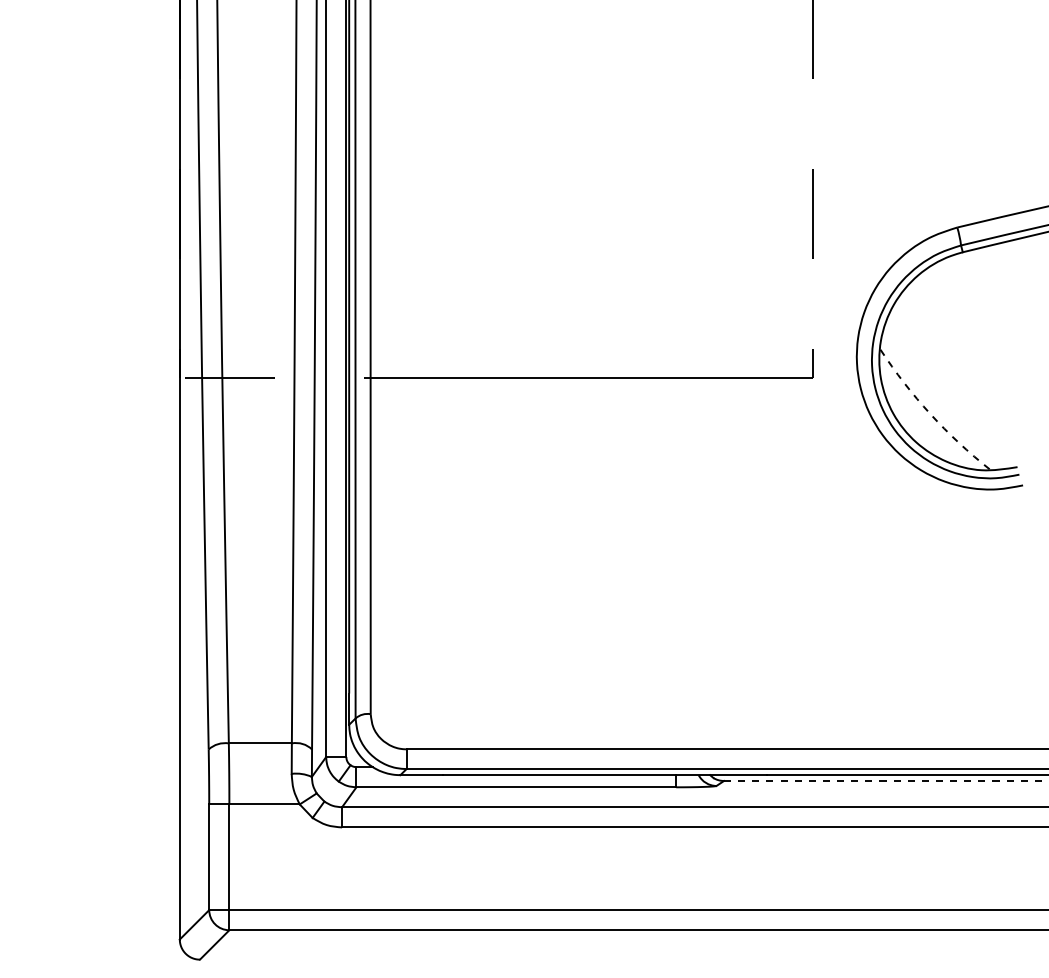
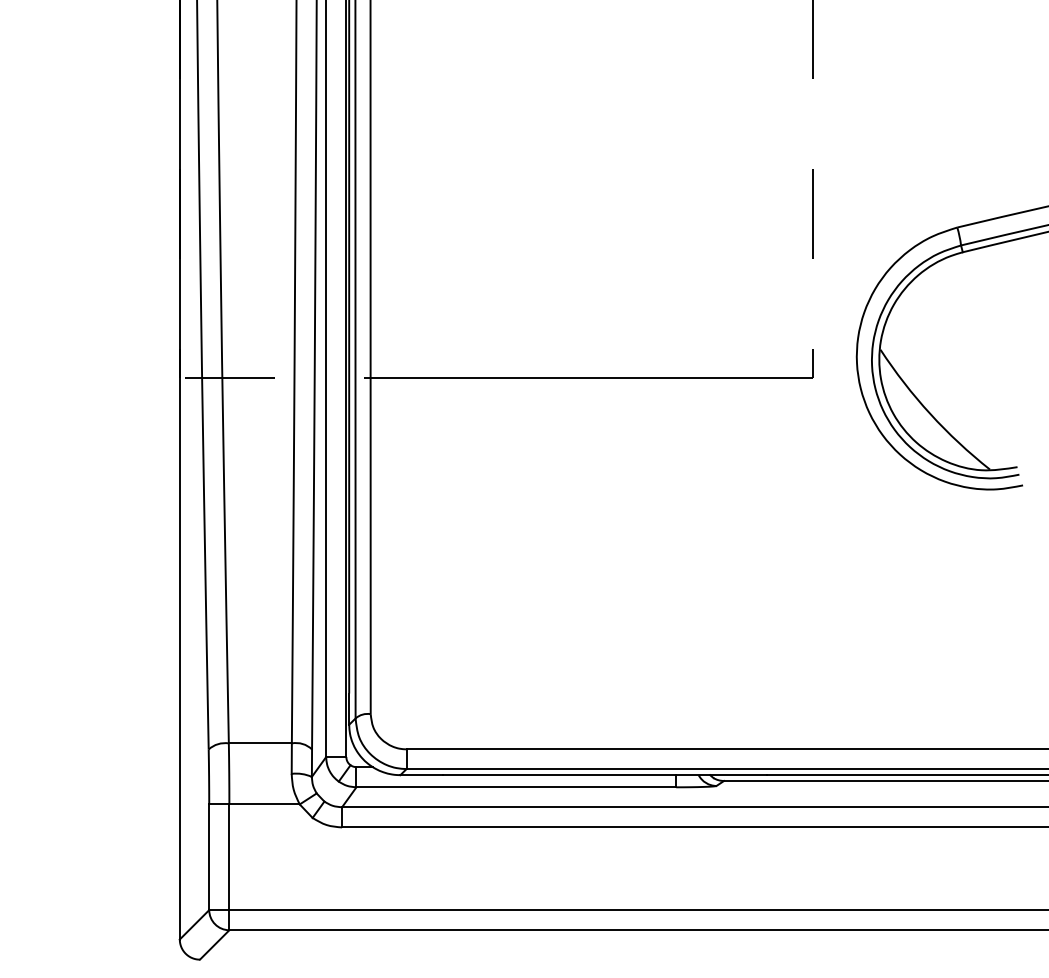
arc: dashed -> solid (930, 414)
line: dashed -> solid (886, 780)
